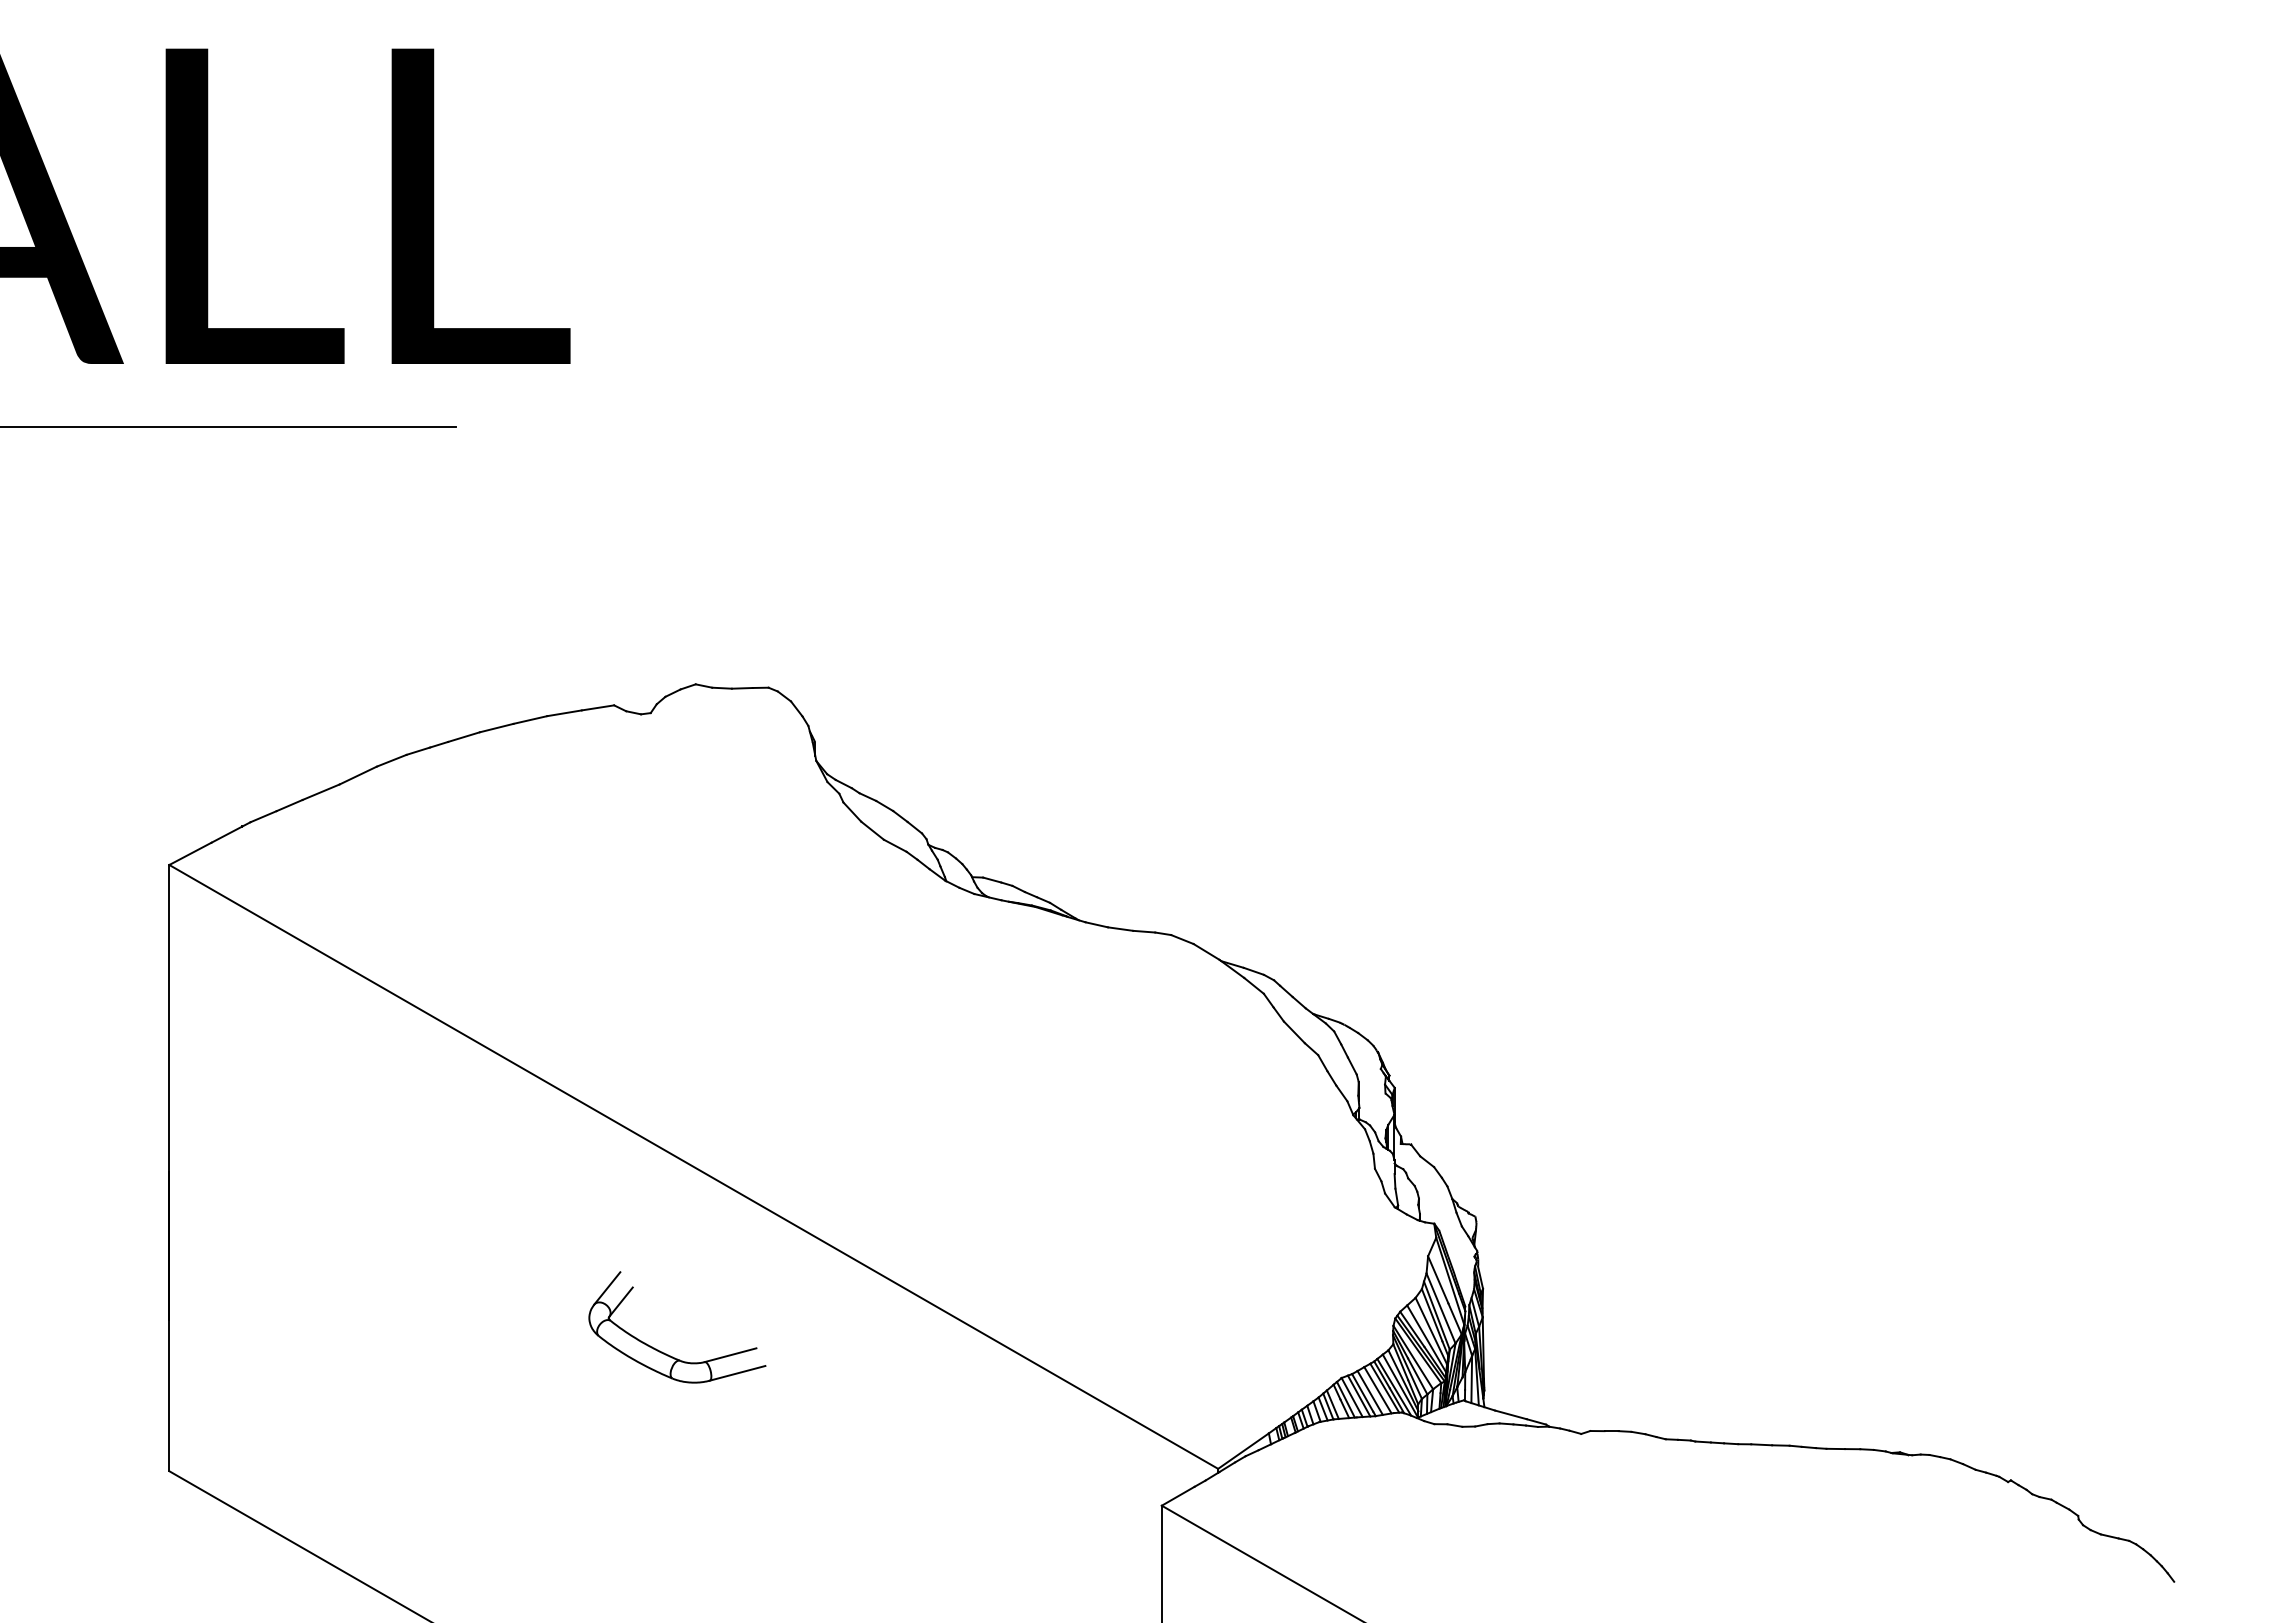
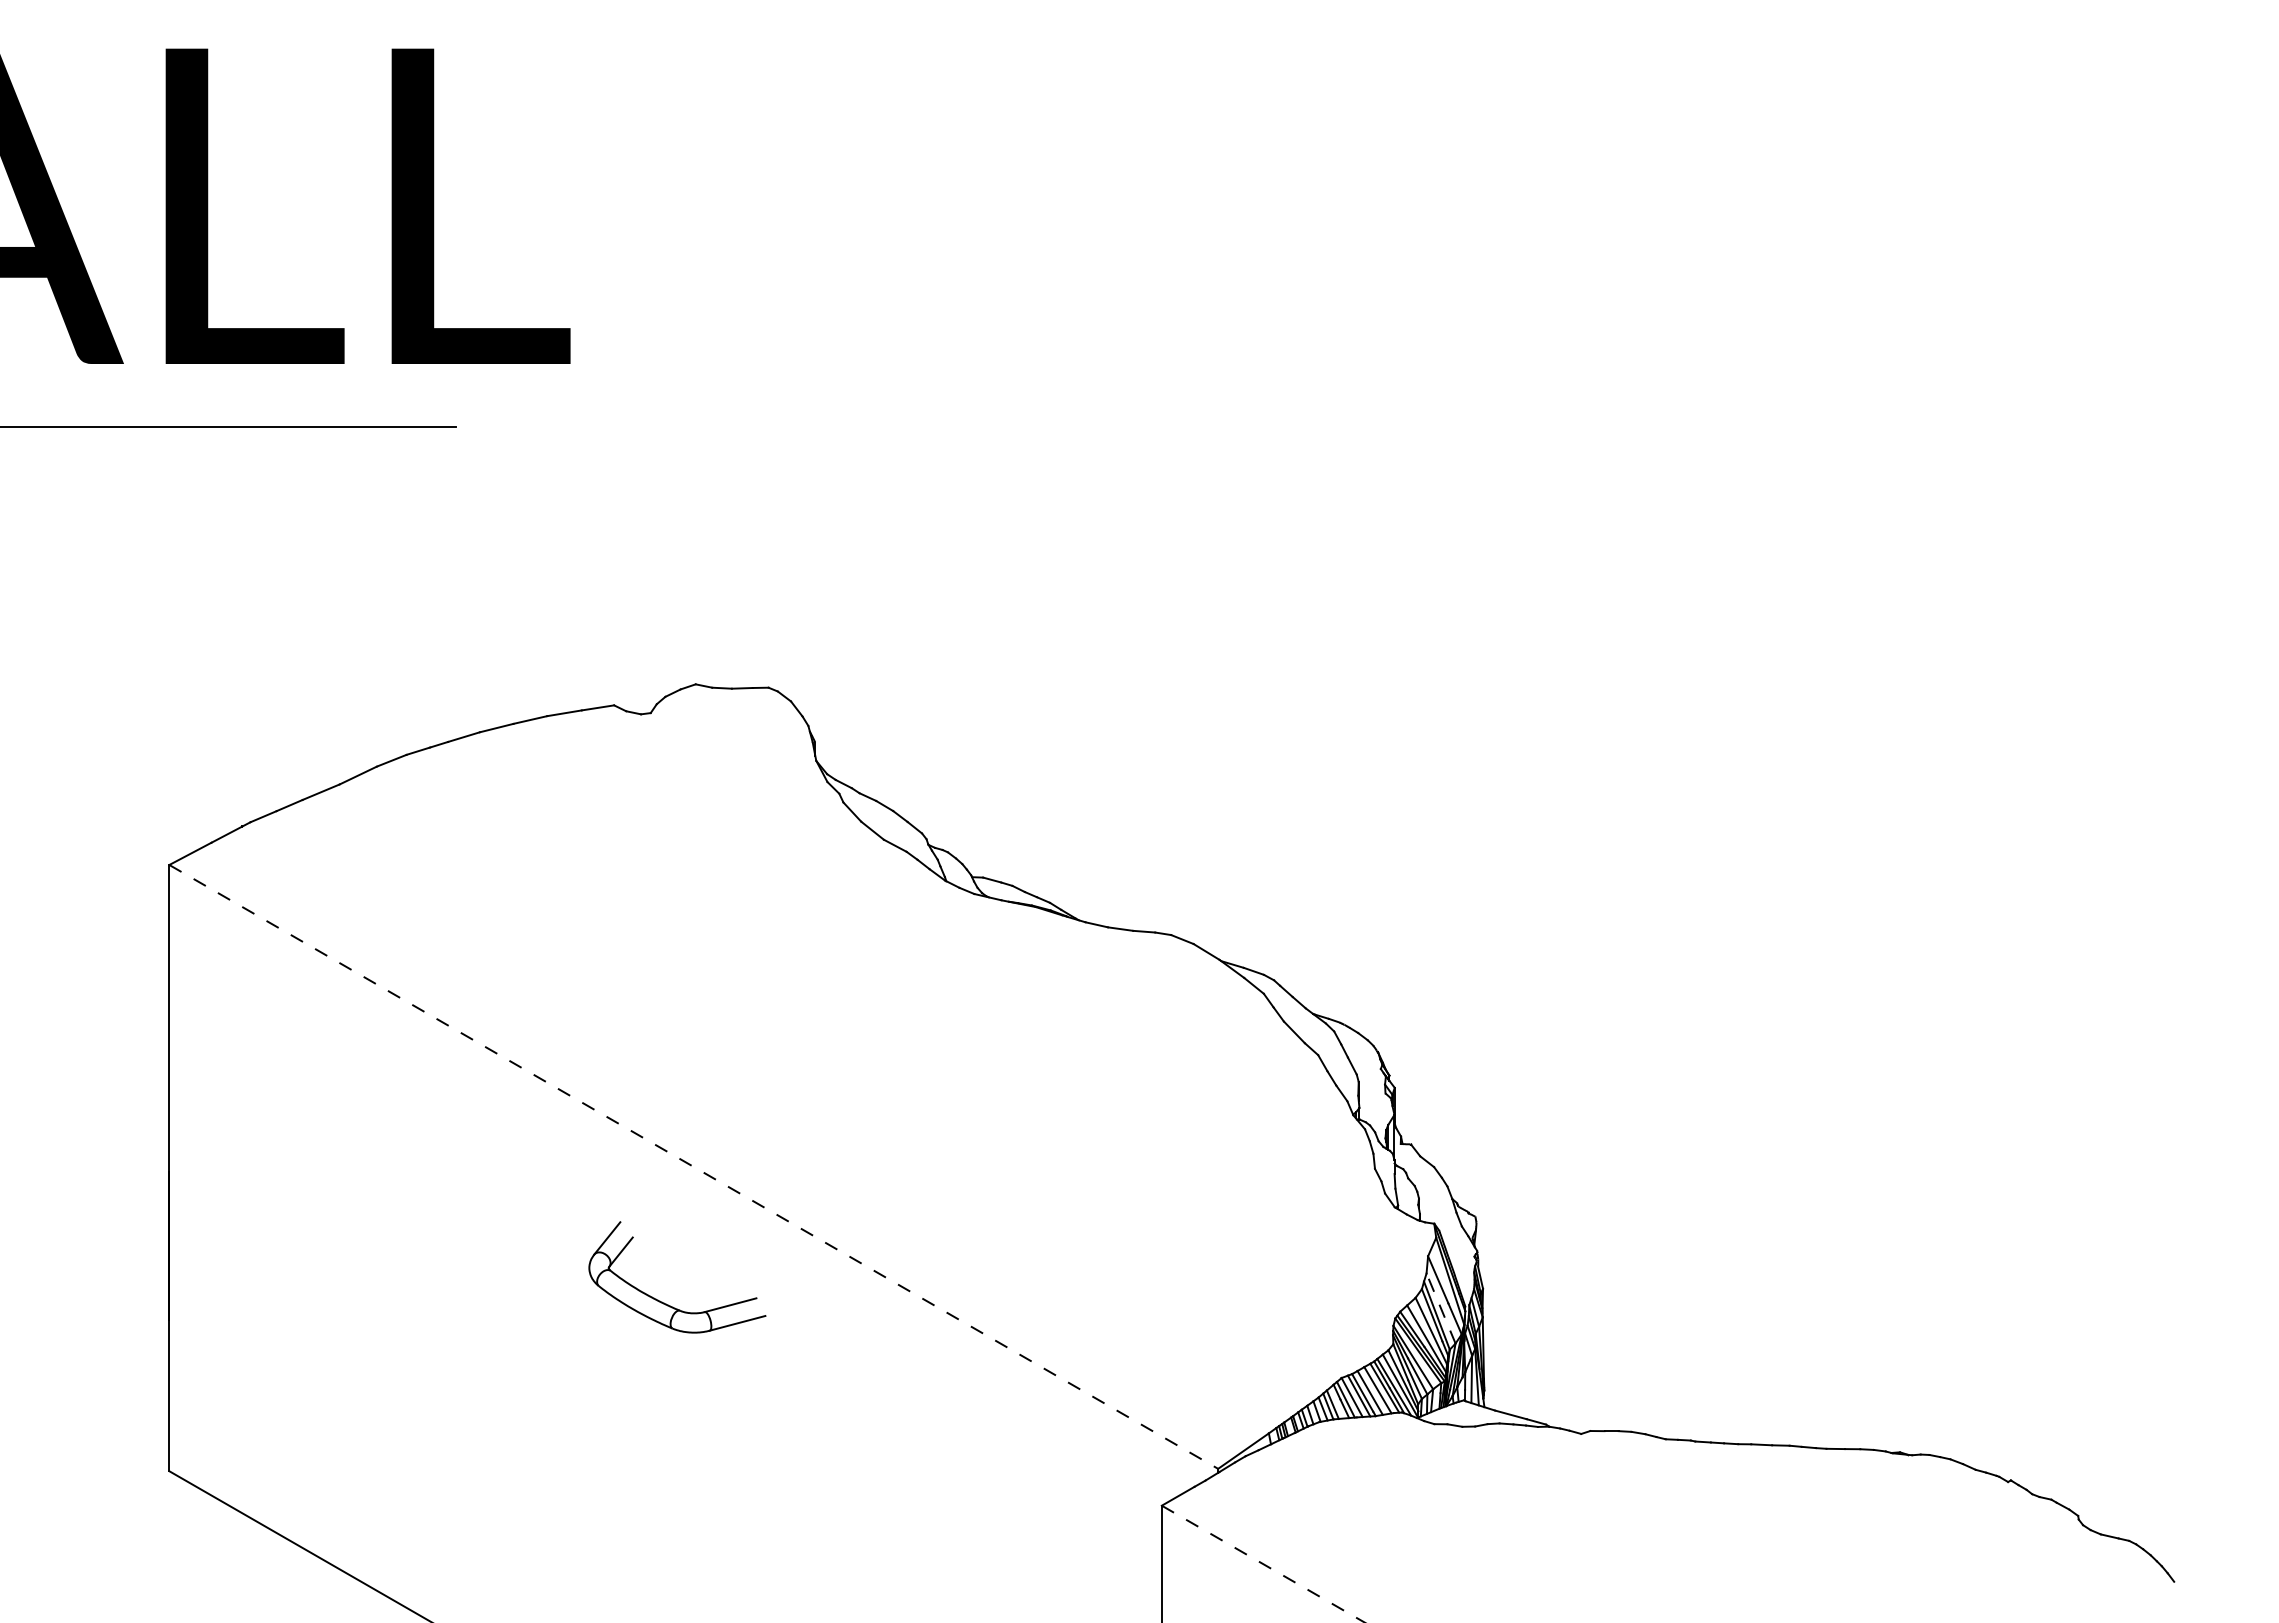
line: solid -> dashed (694, 1167)
line: solid -> dashed (1441, 1308)
part position: (664, 1352) -> (664, 1302) (664, 1302)
line: solid -> dashed (1264, 1564)
